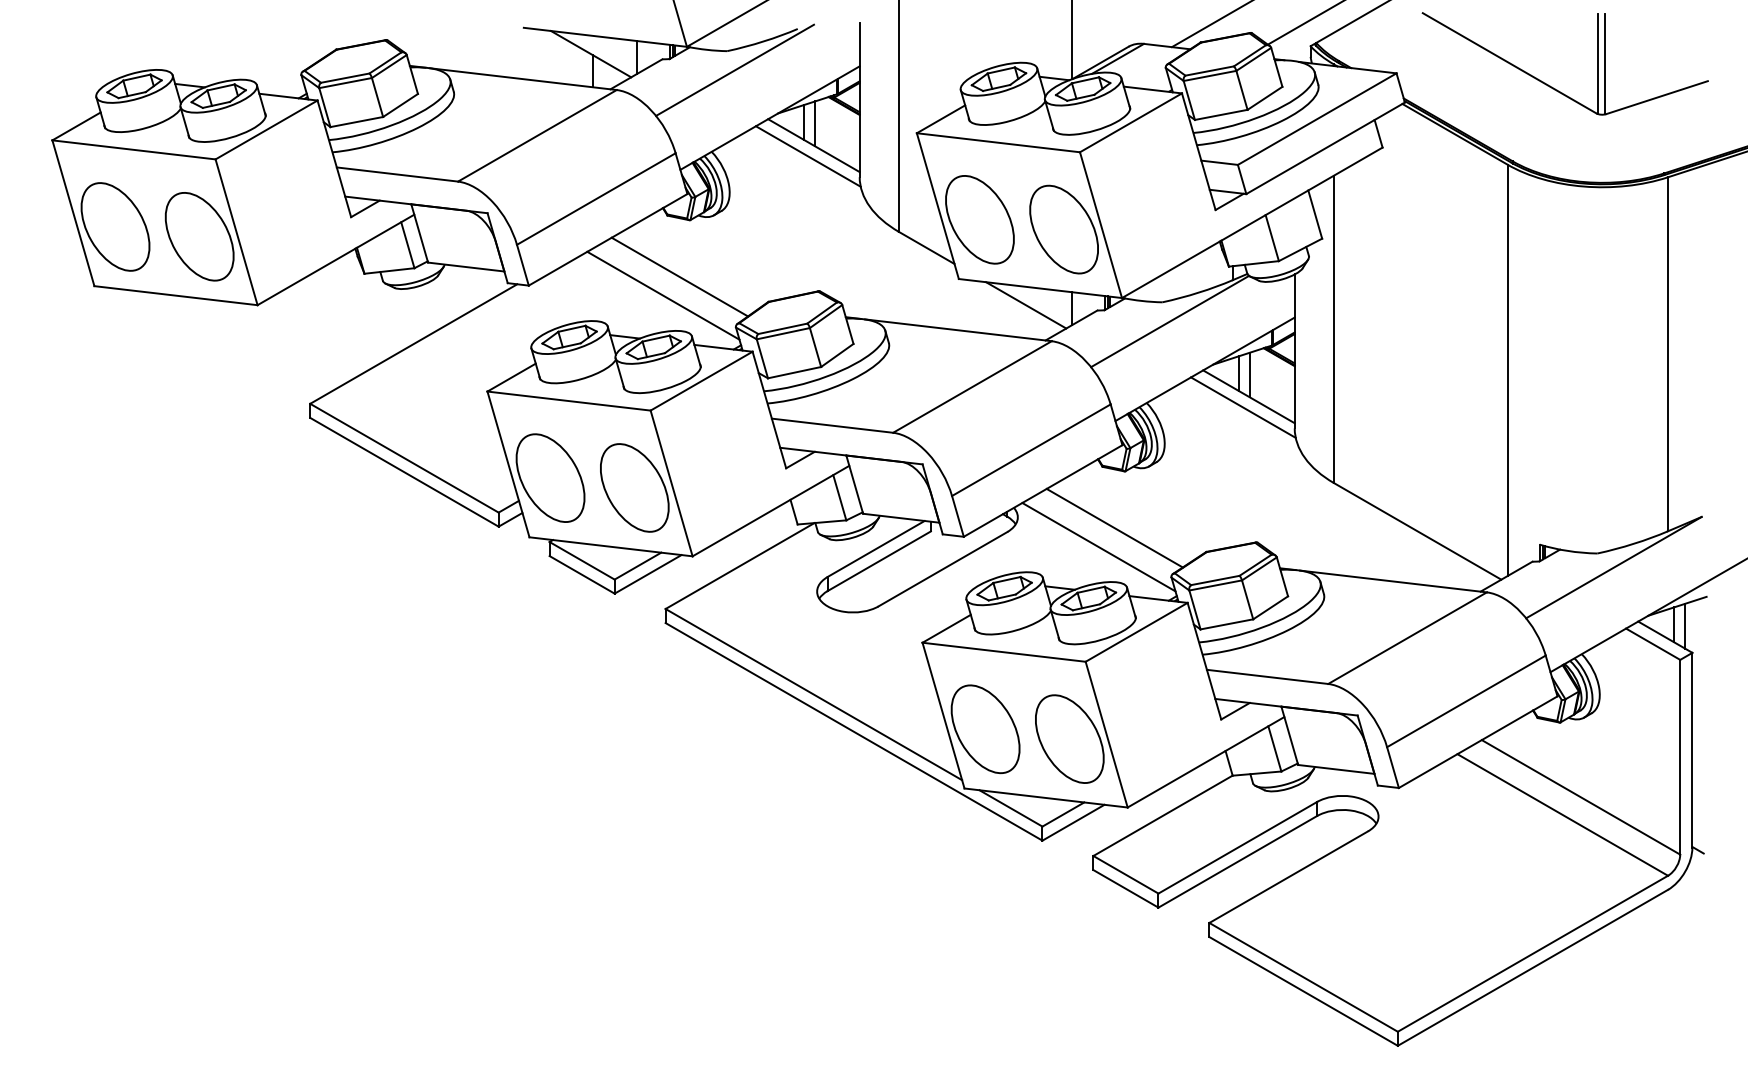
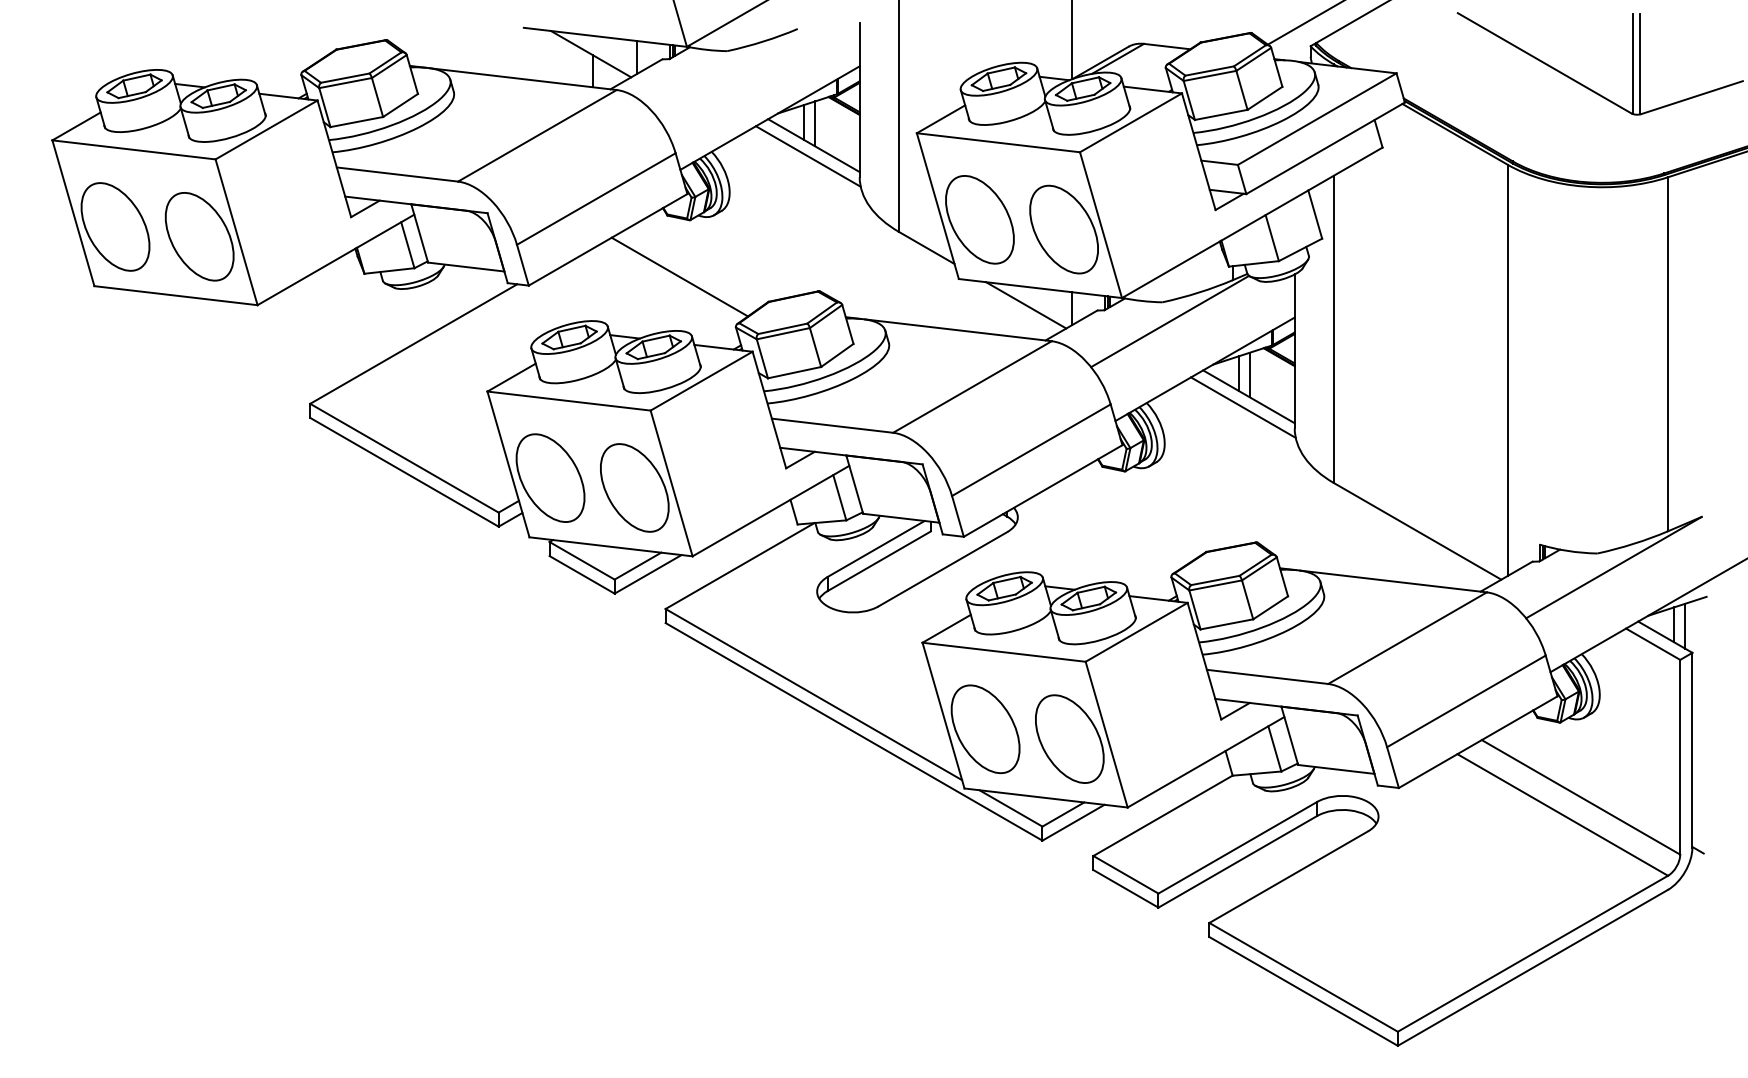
line: present -> none (1210, 24)
line: present -> none (735, 69)
part position: (1552, 86) -> (1587, 86) (1587, 86)
line: present -> none (663, 295)
line: present -> none (1114, 527)
line: present -> none (1098, 547)
